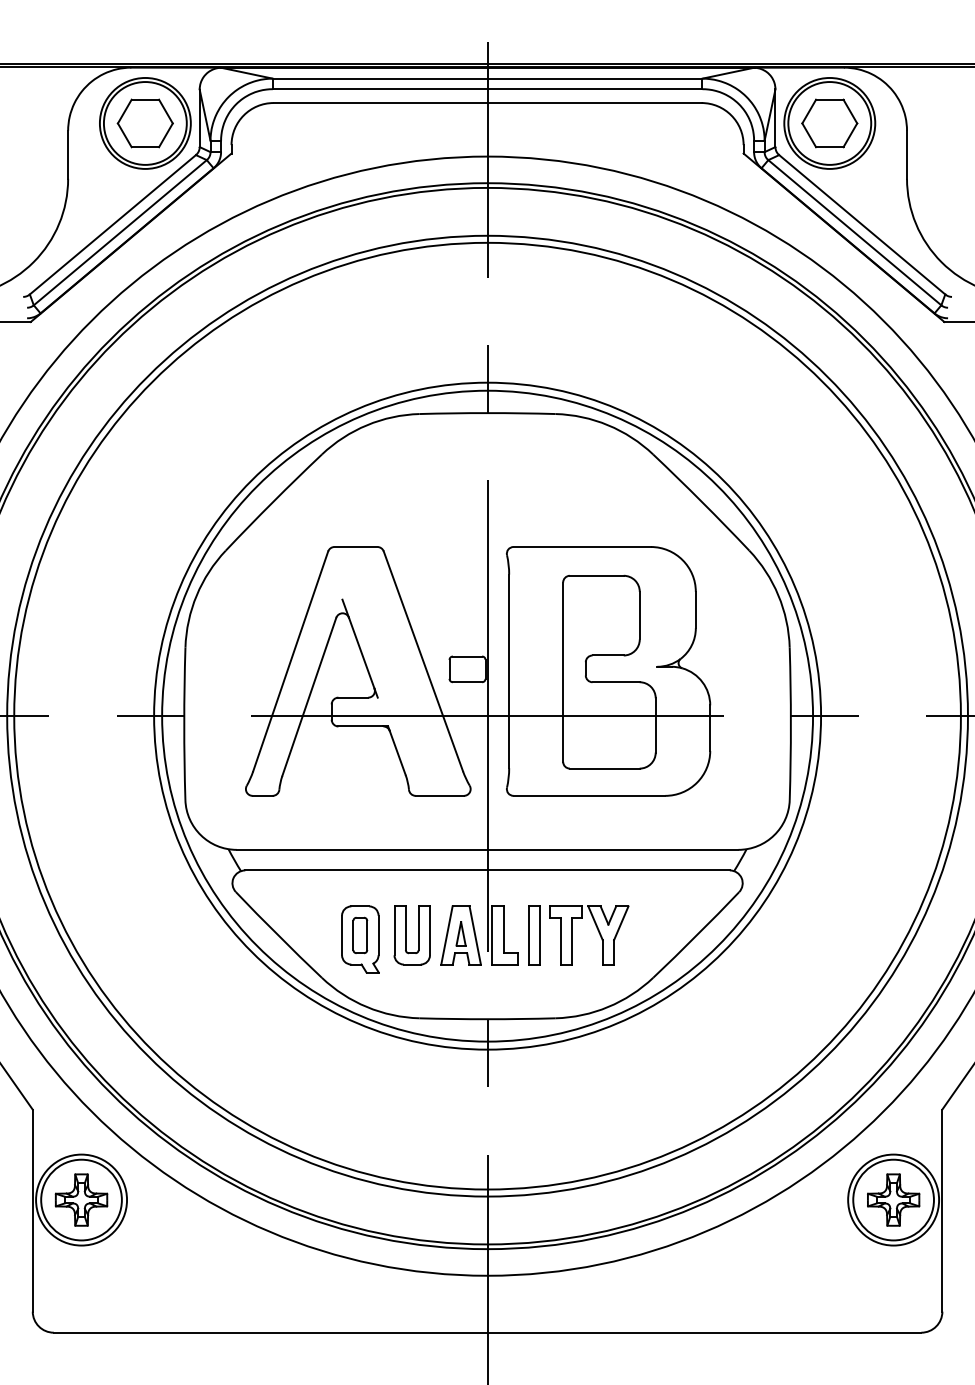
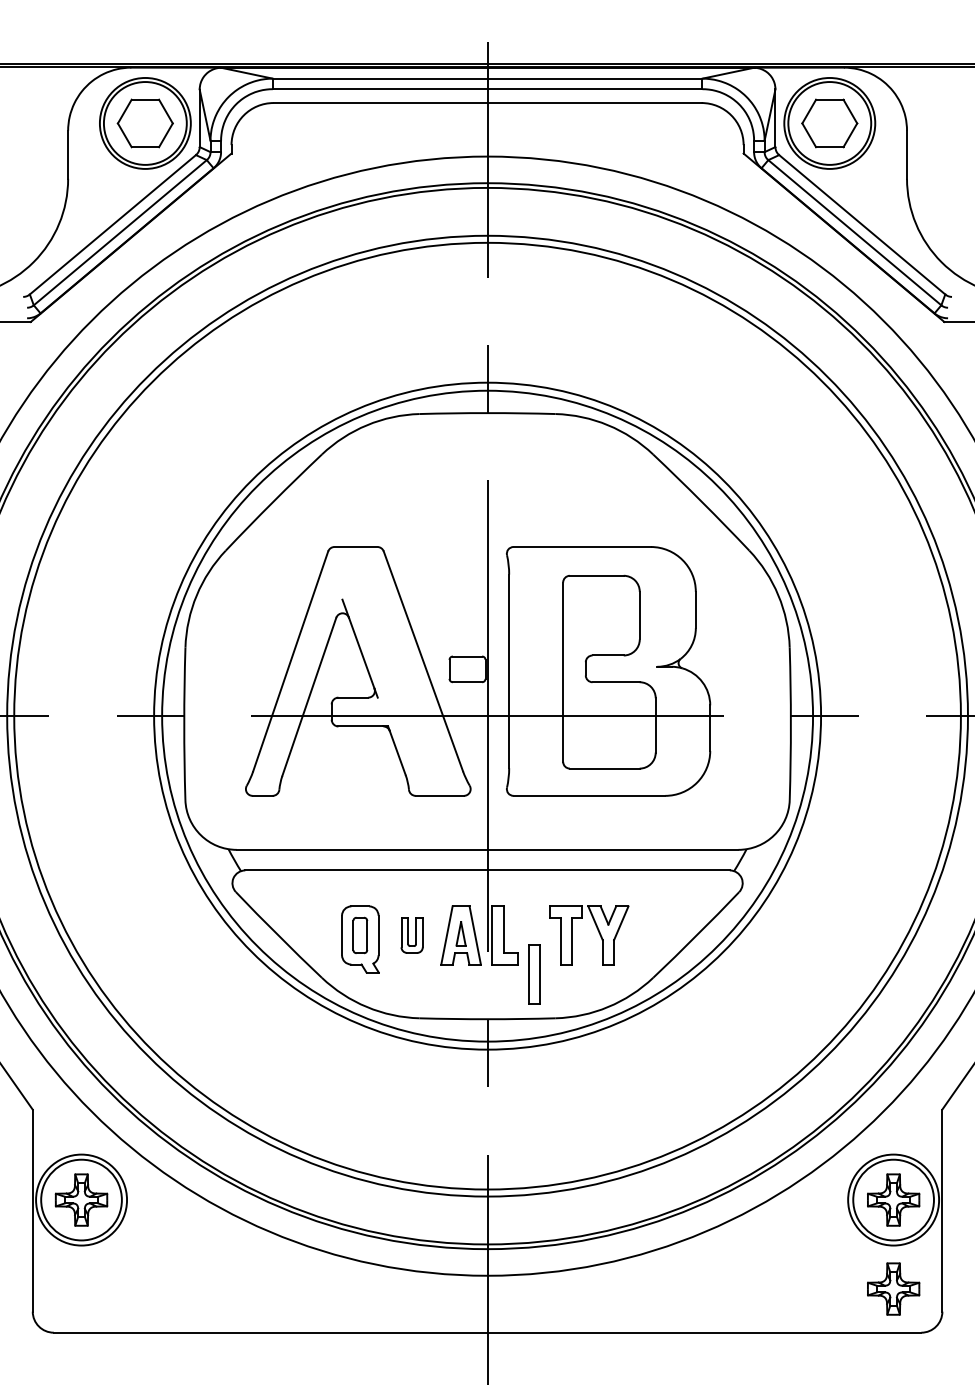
part size: 38x61 px -> 24x37 px (411, 935)
part position: (534, 935) -> (534, 974) (534, 974)
part: none -> present (893, 1288)
